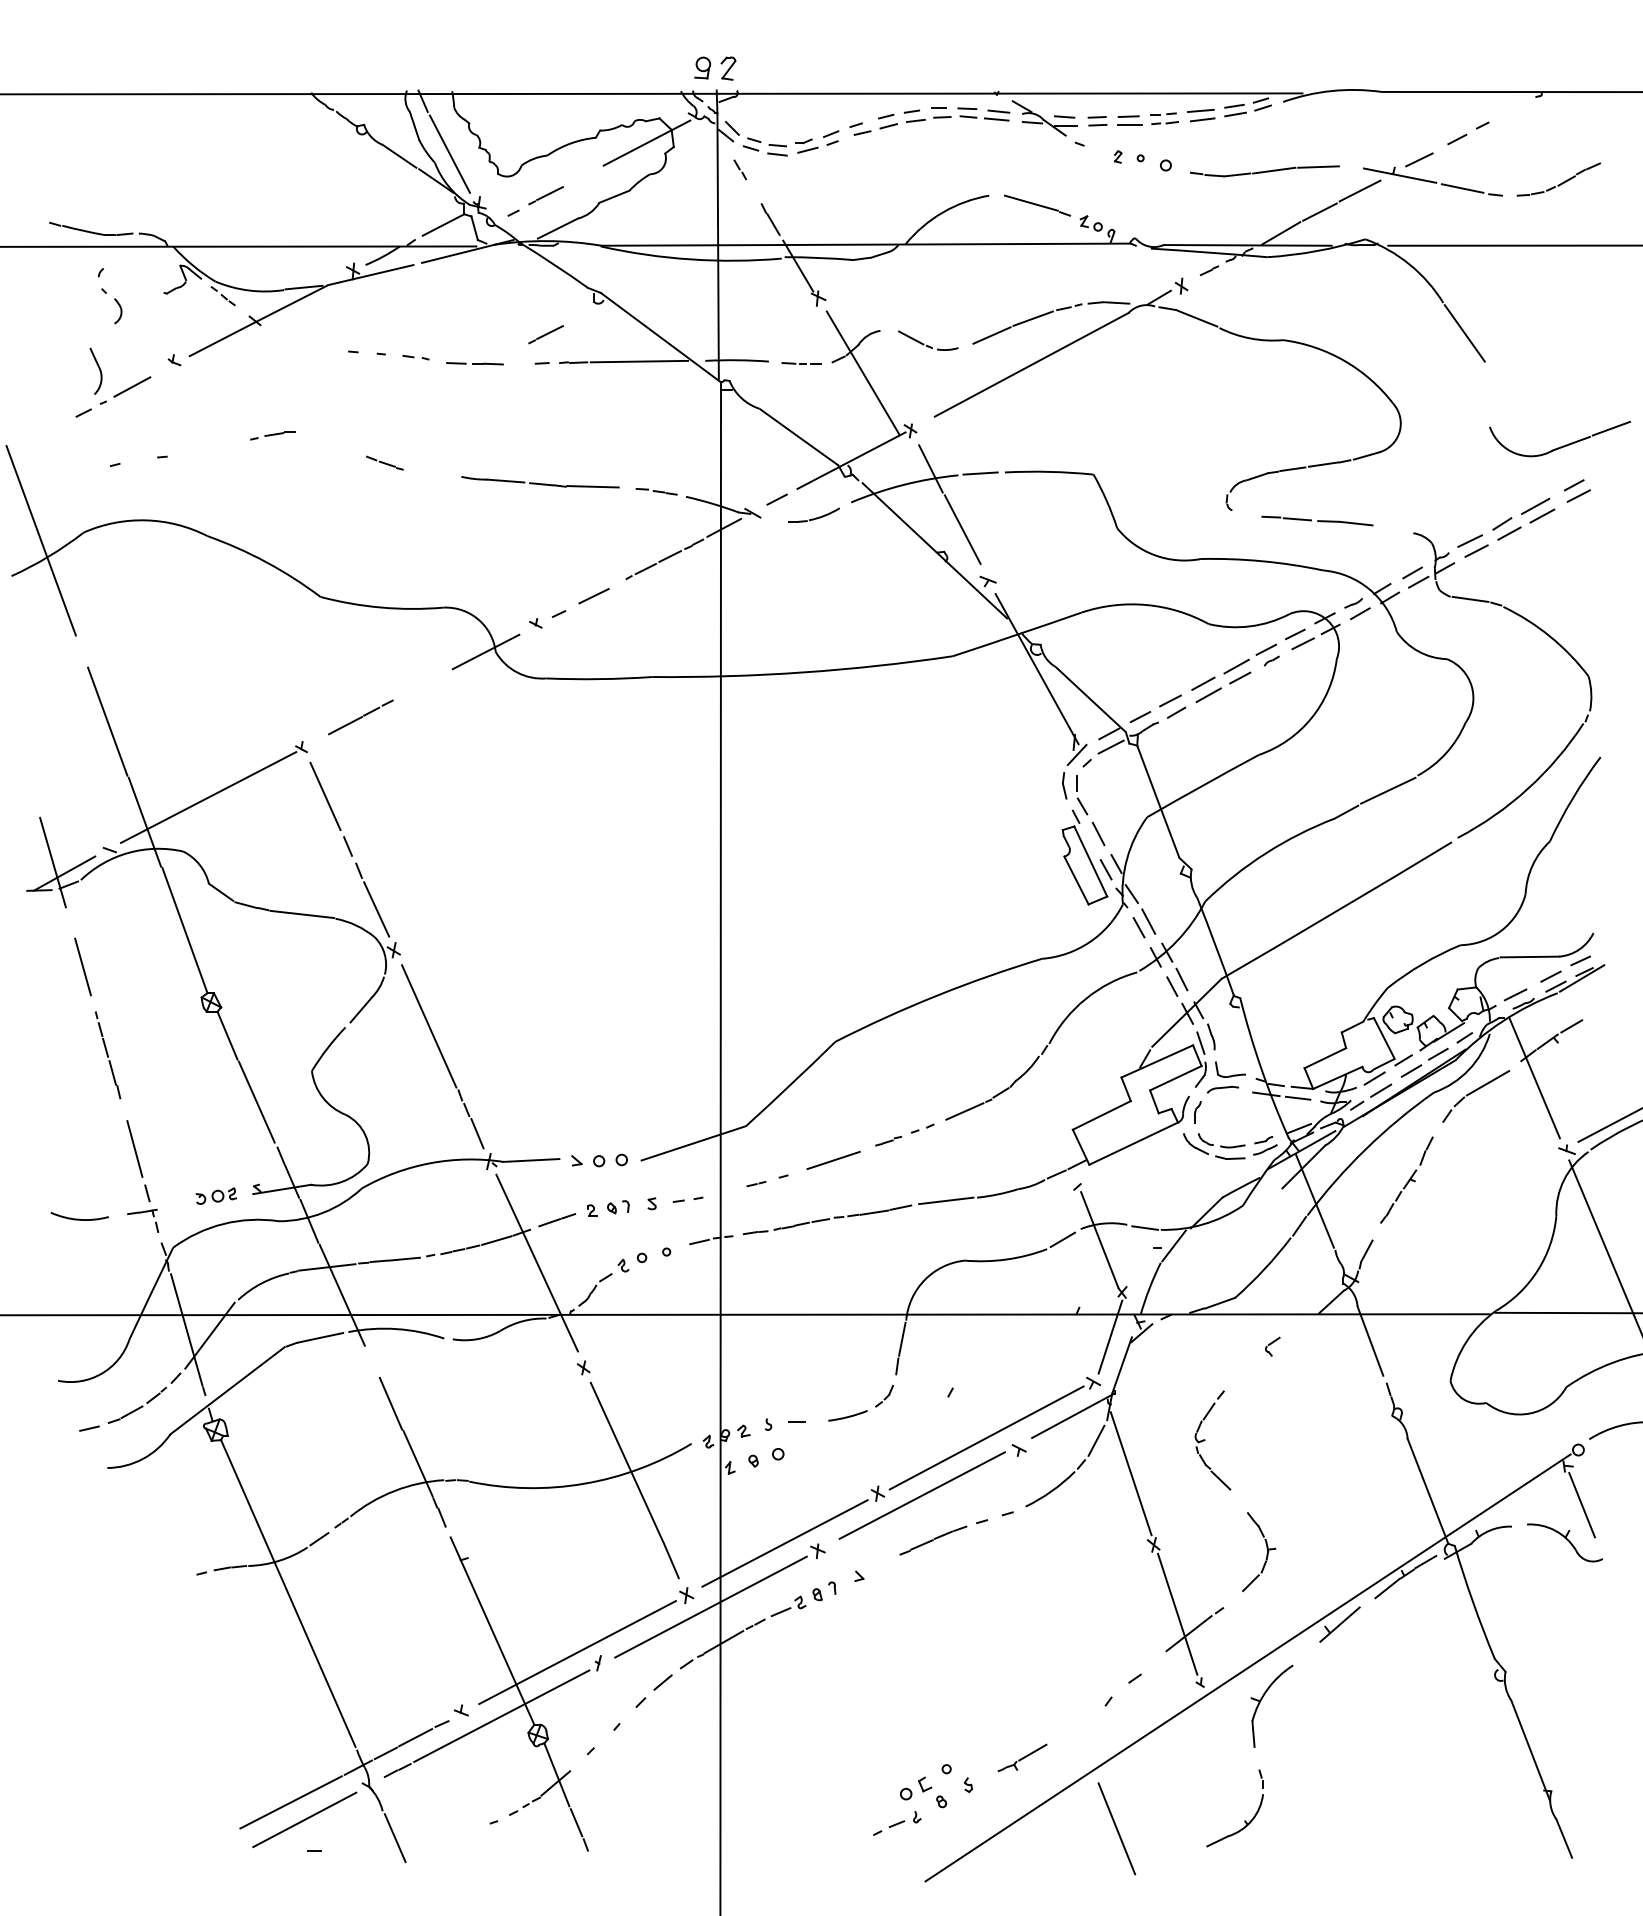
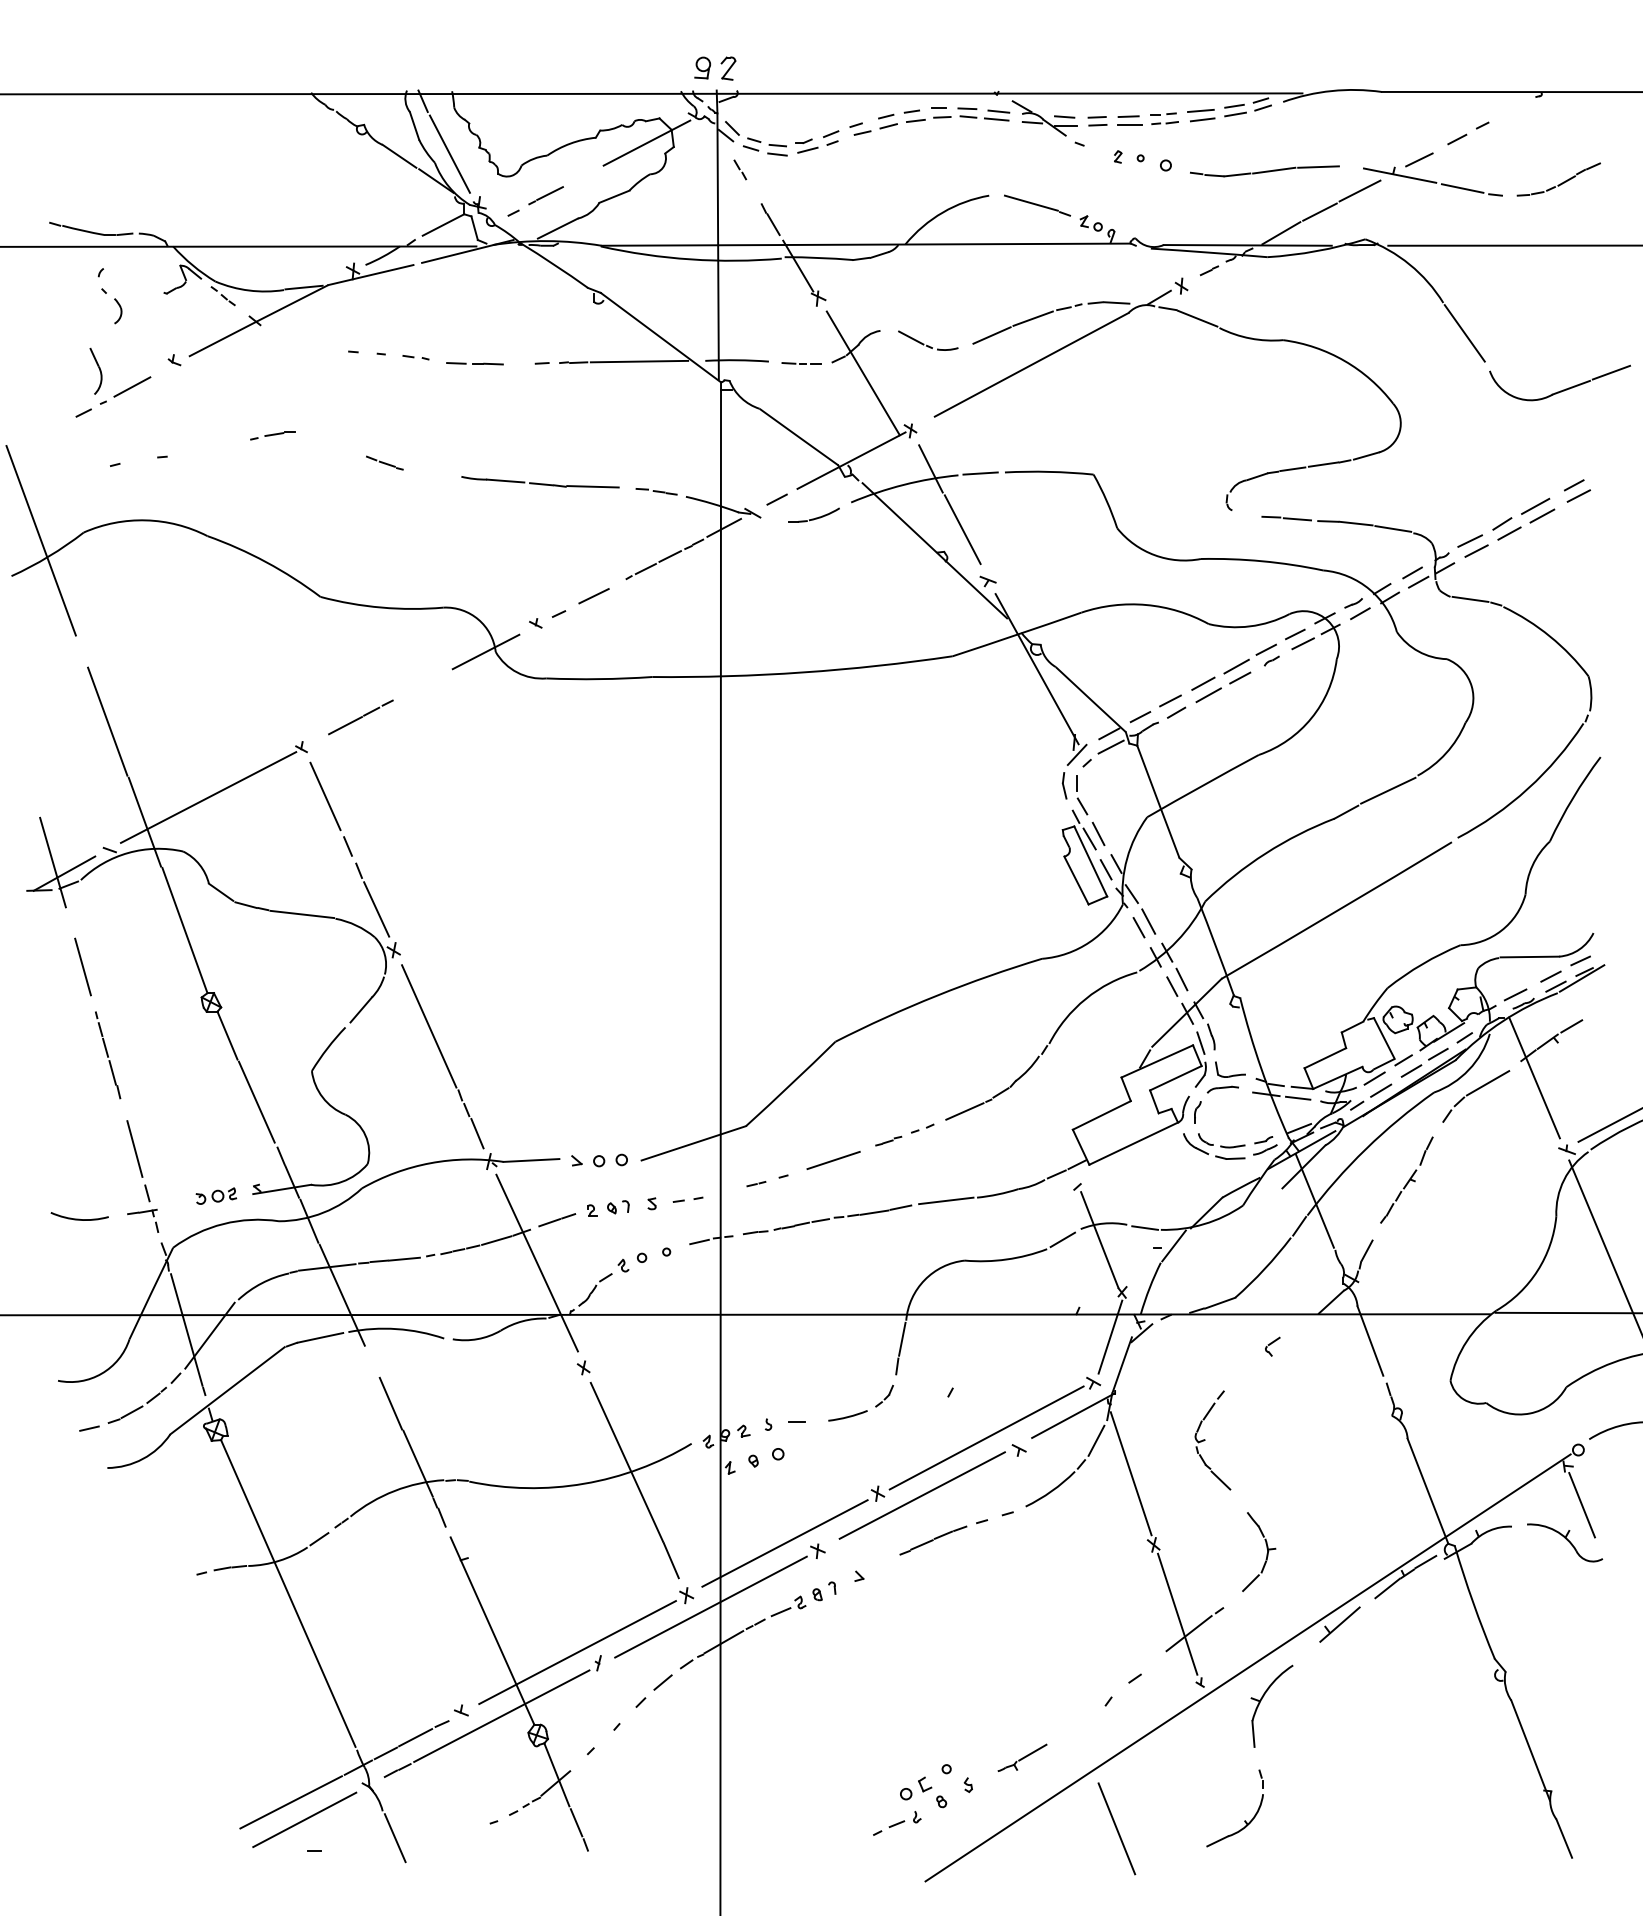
line: present -> none (545, 334)
part position: (1563, 445) -> (1563, 389) (1563, 389)
line: none -> present (1393, 528)
line: none -> present (1089, 838)
